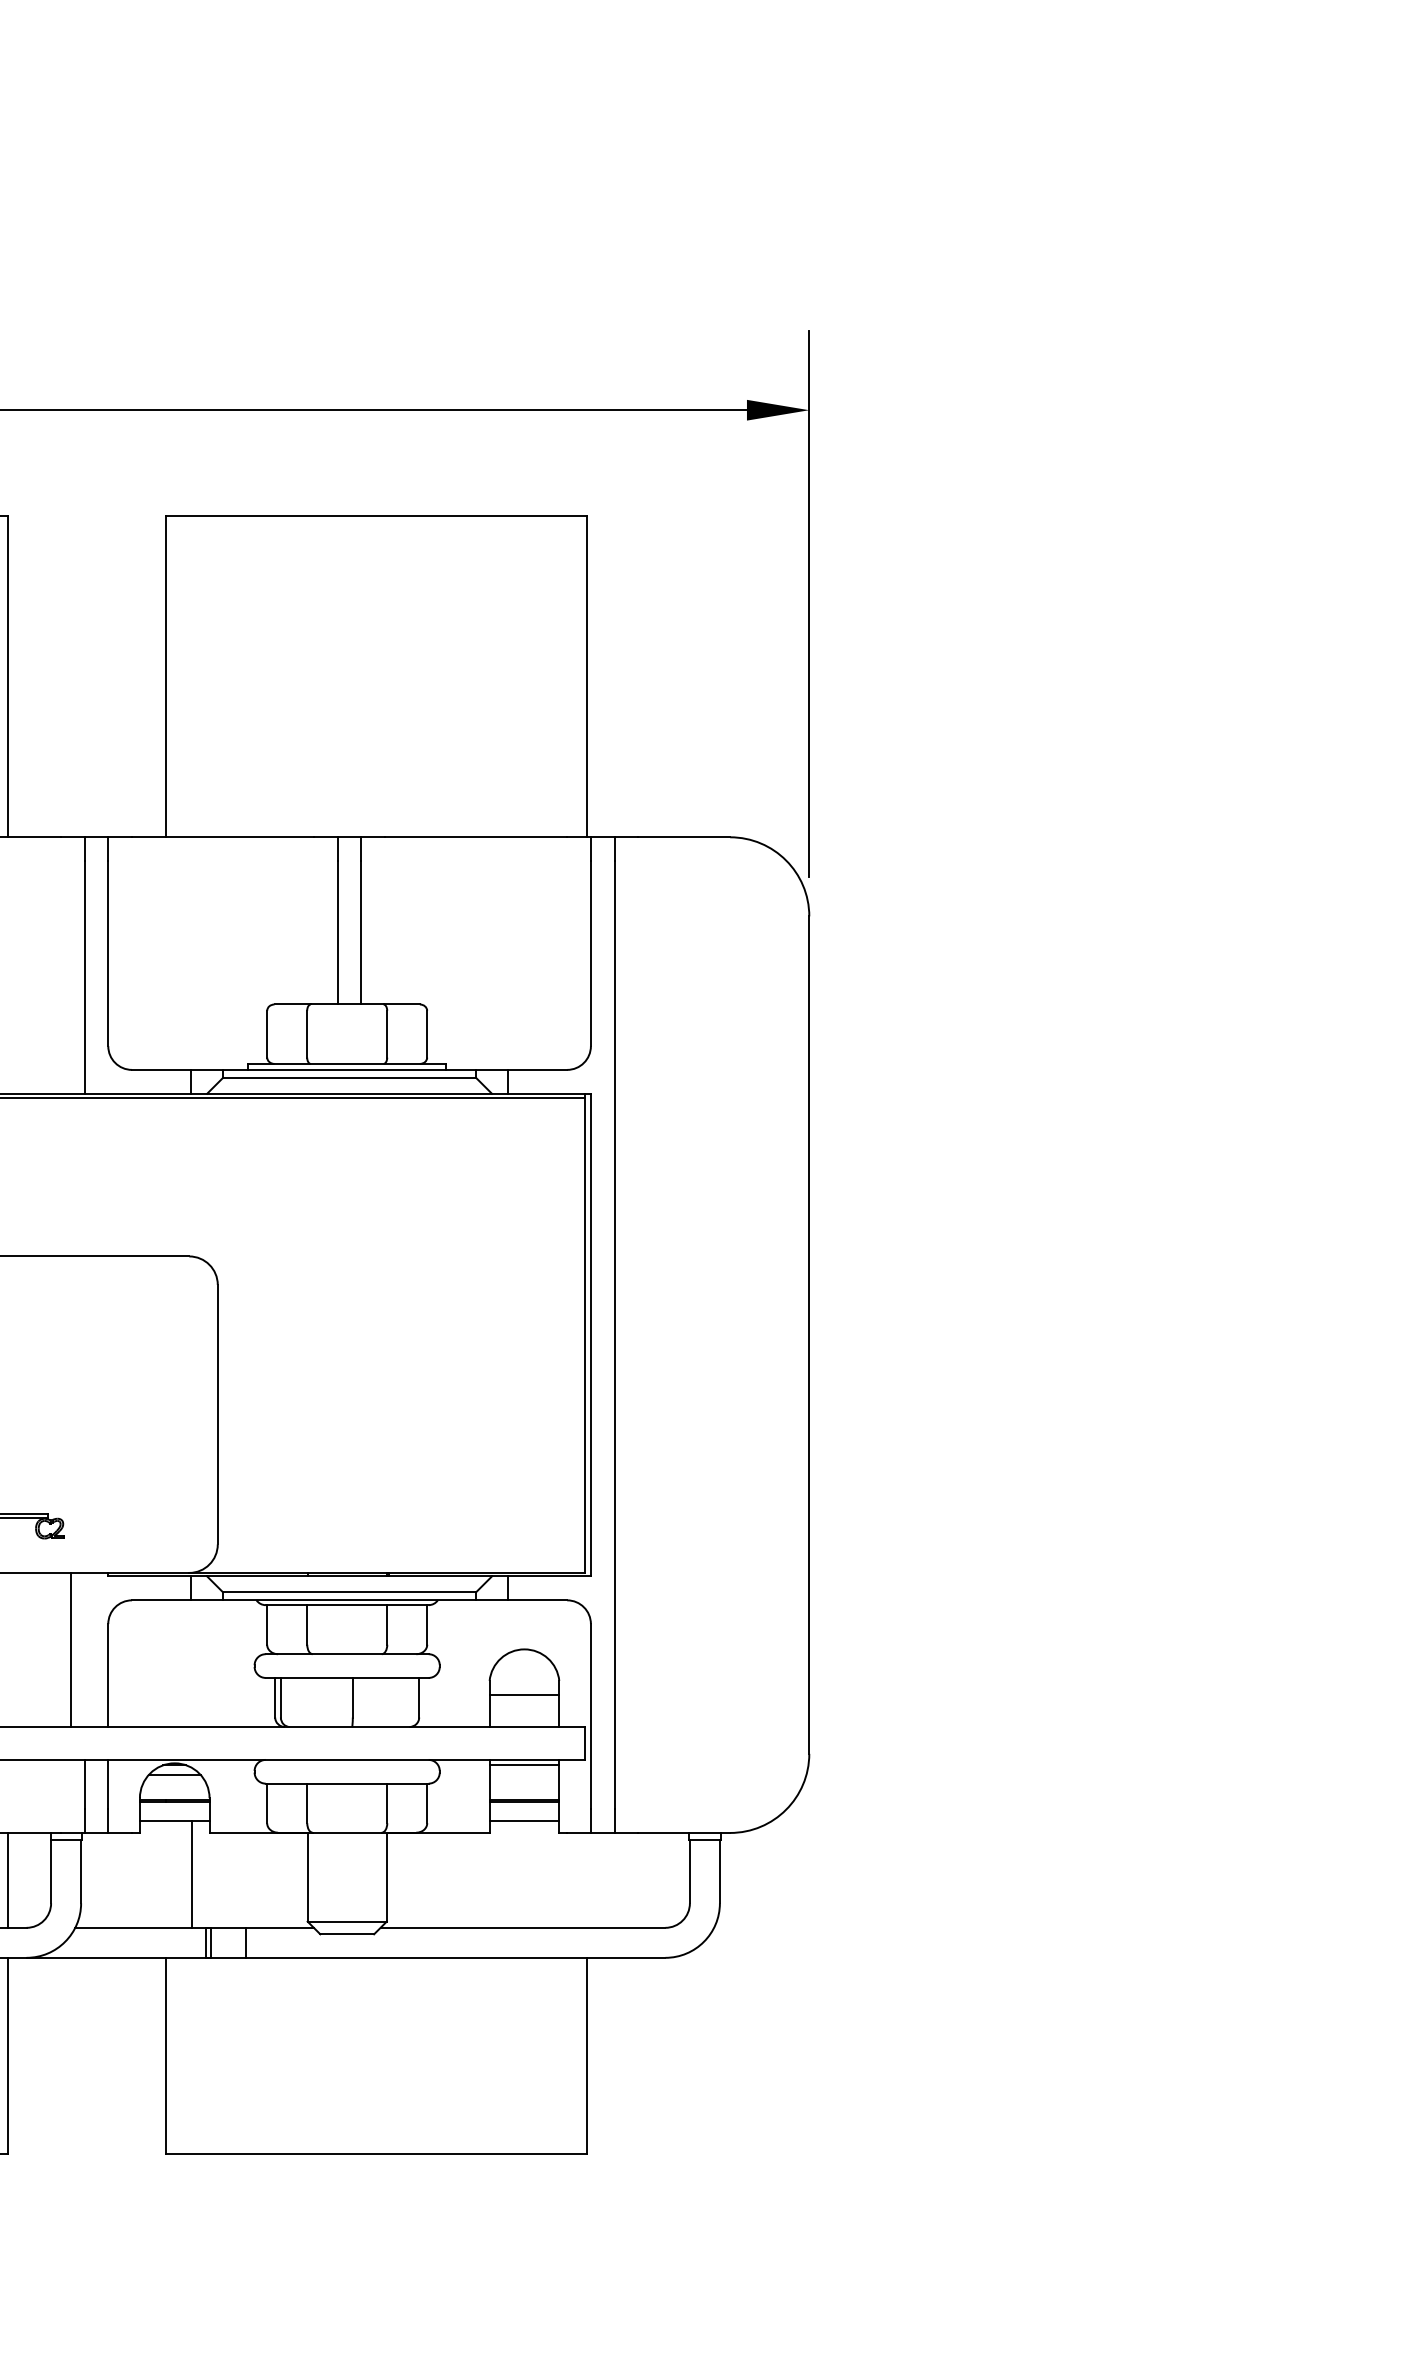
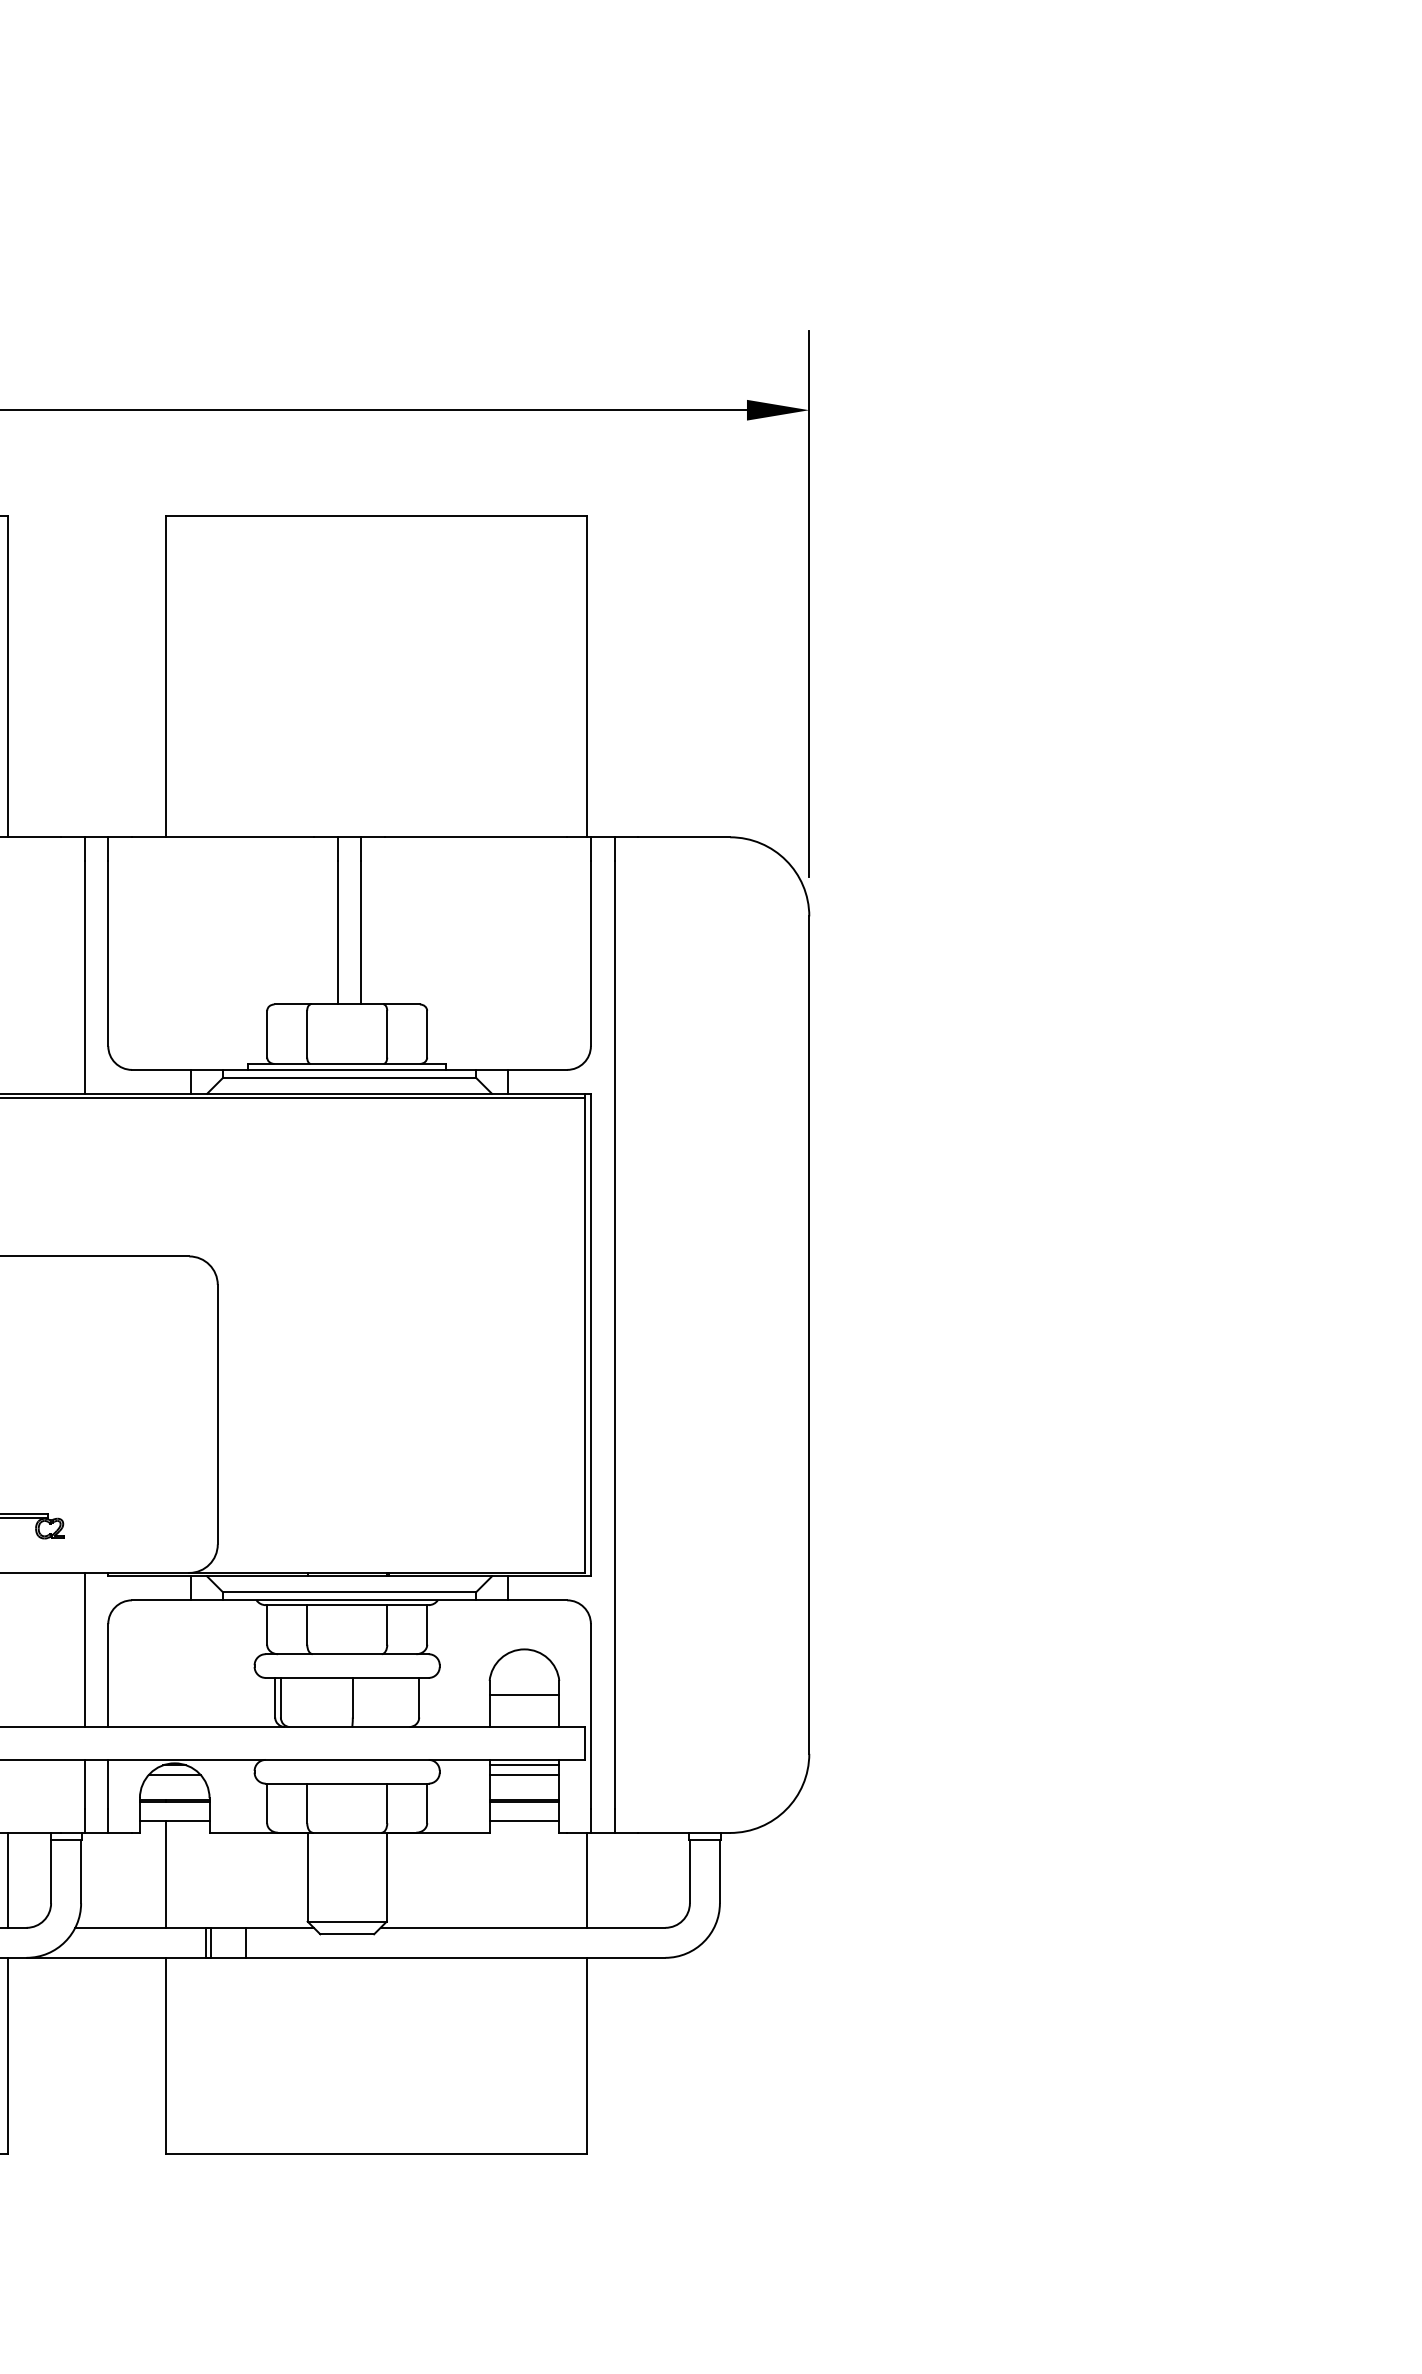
line position: (70, 1649) -> (84, 1649) (84, 1649)
line: none -> present (524, 1774)
line position: (192, 1874) -> (166, 1874) (166, 1874)
line: none -> present (586, 1879)
